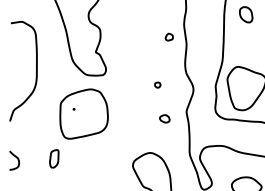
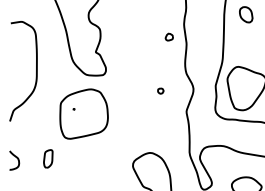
part position: (157, 84) -> (160, 90) (160, 90)
part: present -> none (164, 118)
part position: (54, 158) -> (48, 158) (48, 158)
